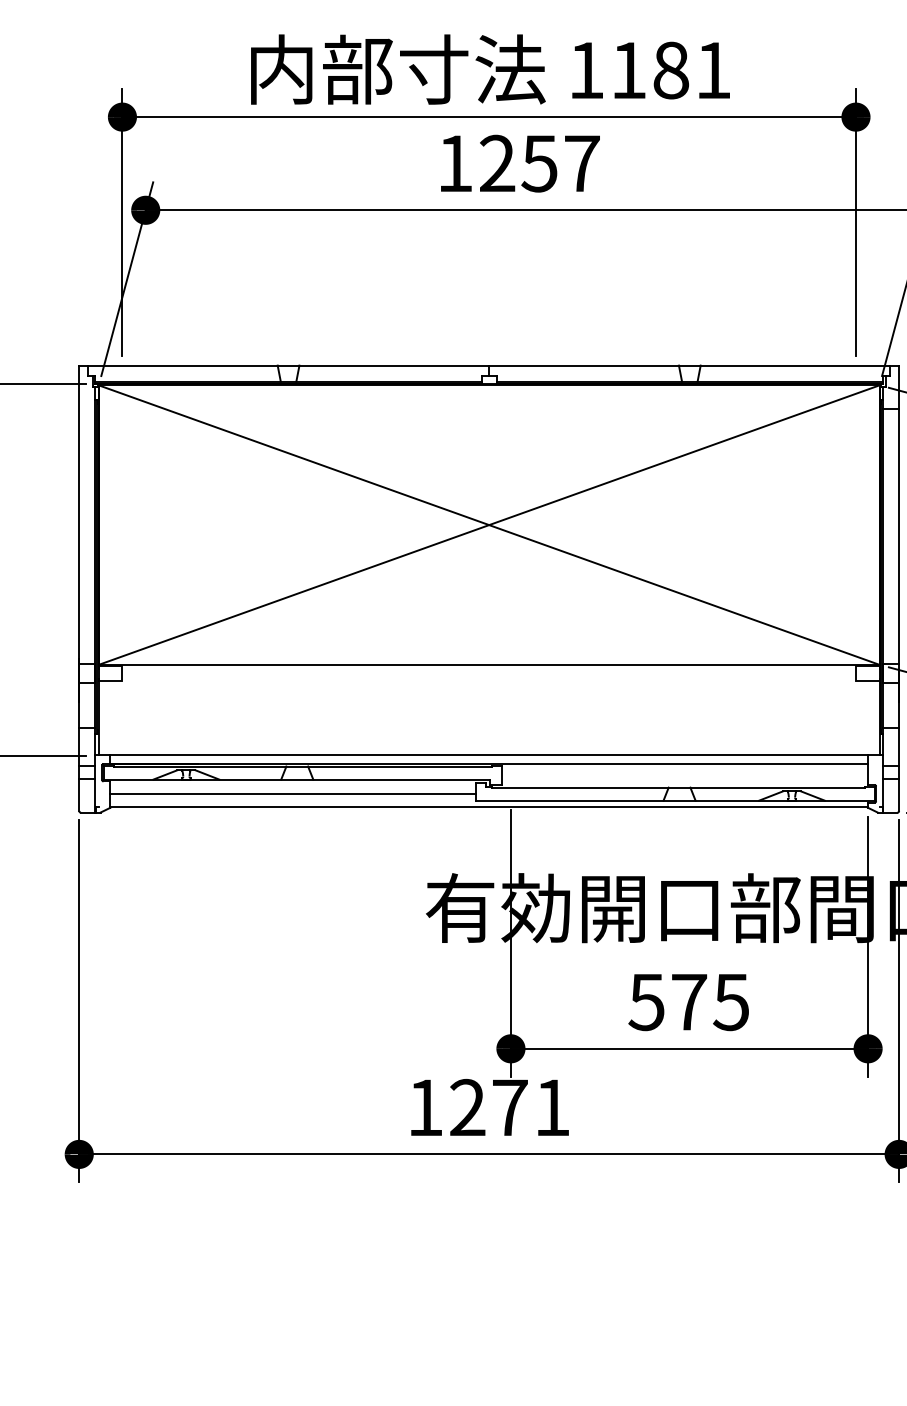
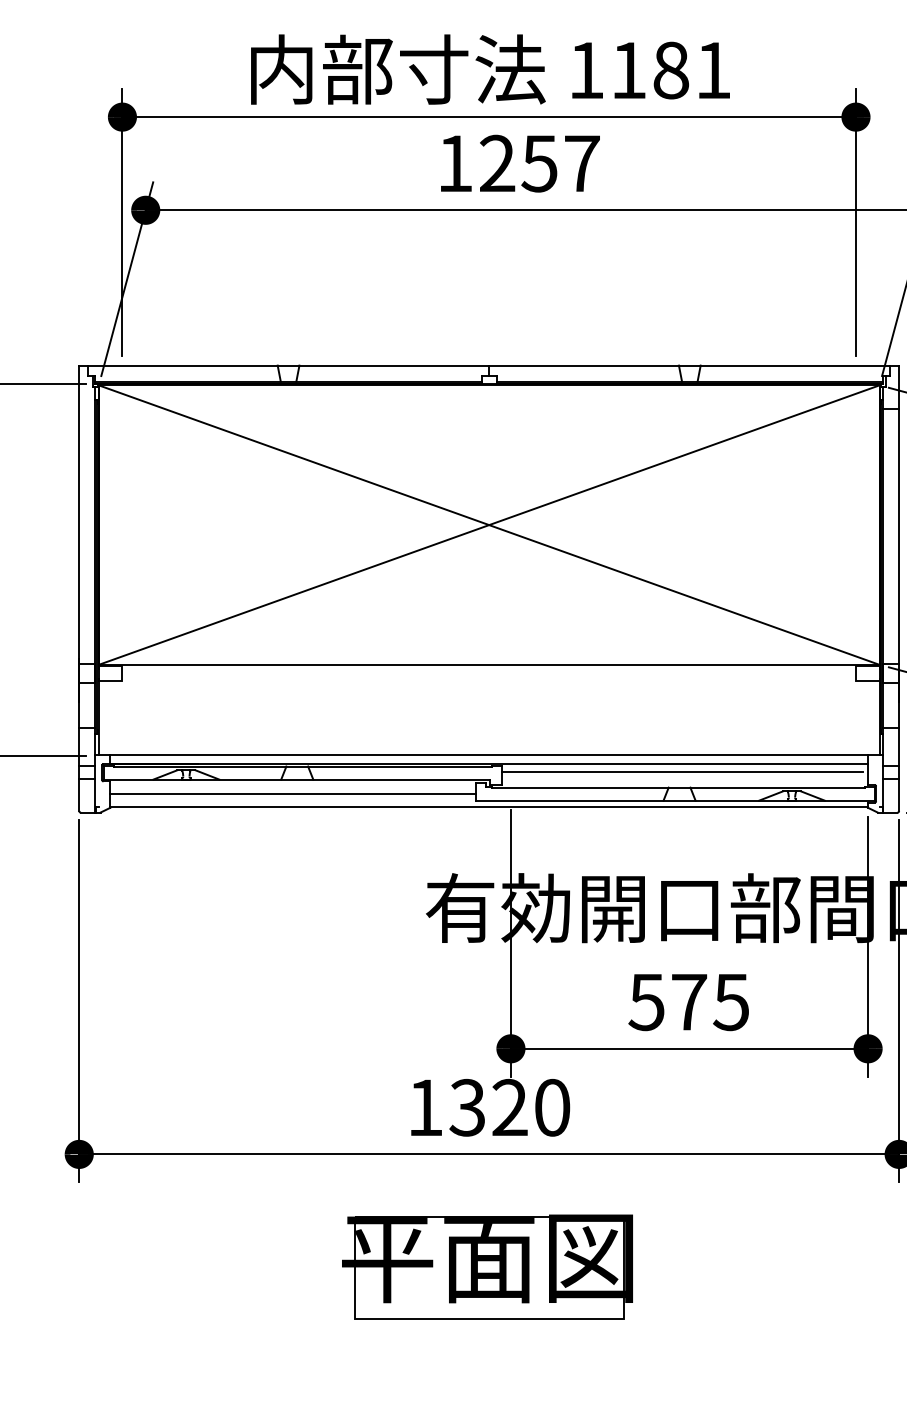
line: none -> present (682, 772)
text: 1271 -> 1320 (509, 1107)
part: none -> present (487, 1266)
